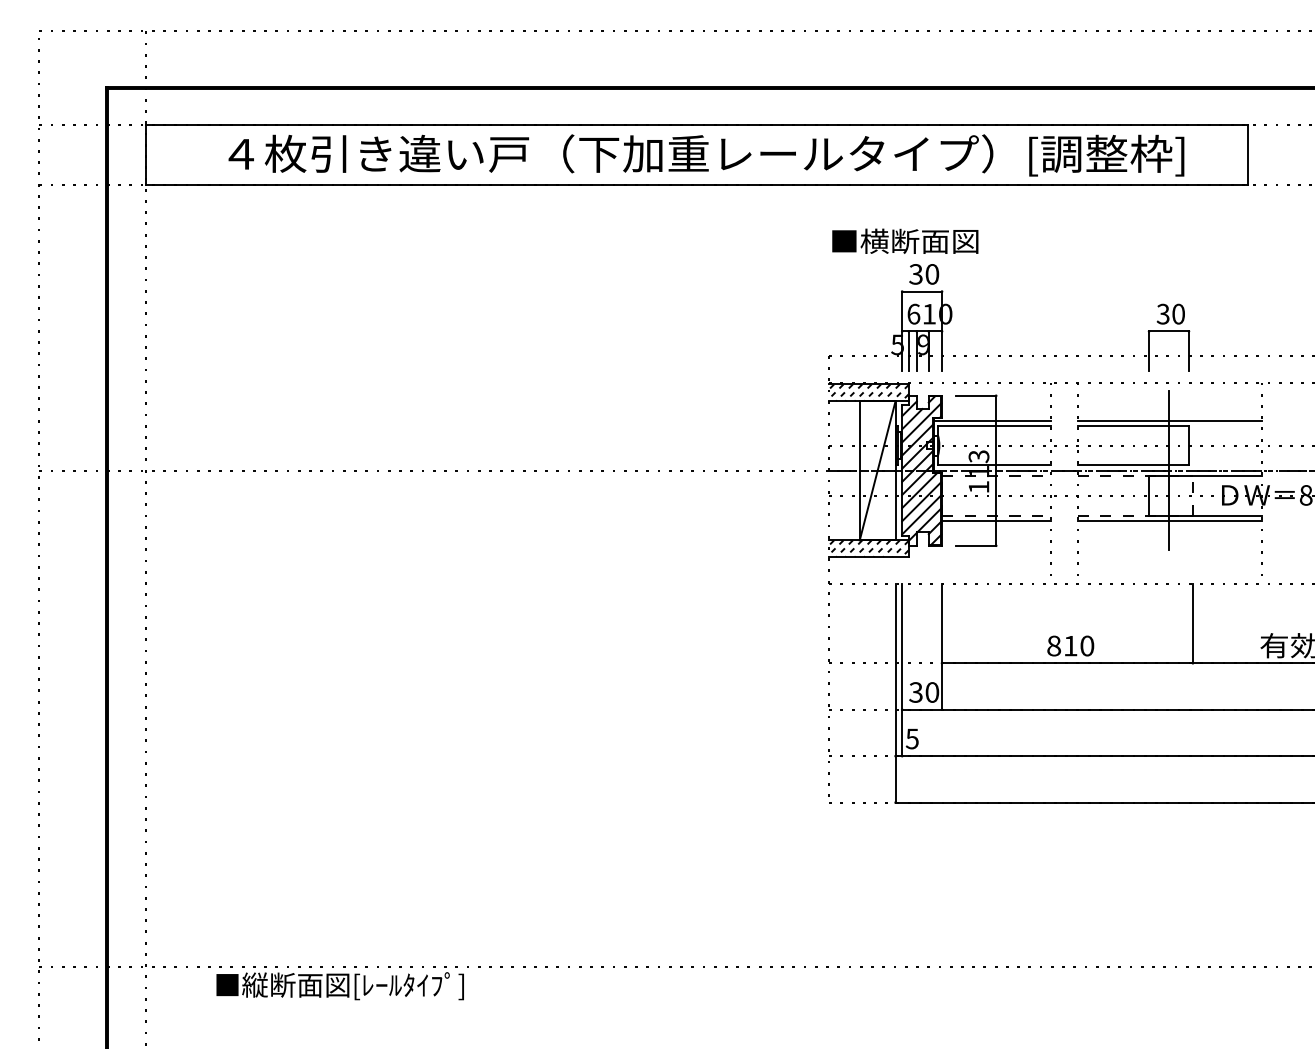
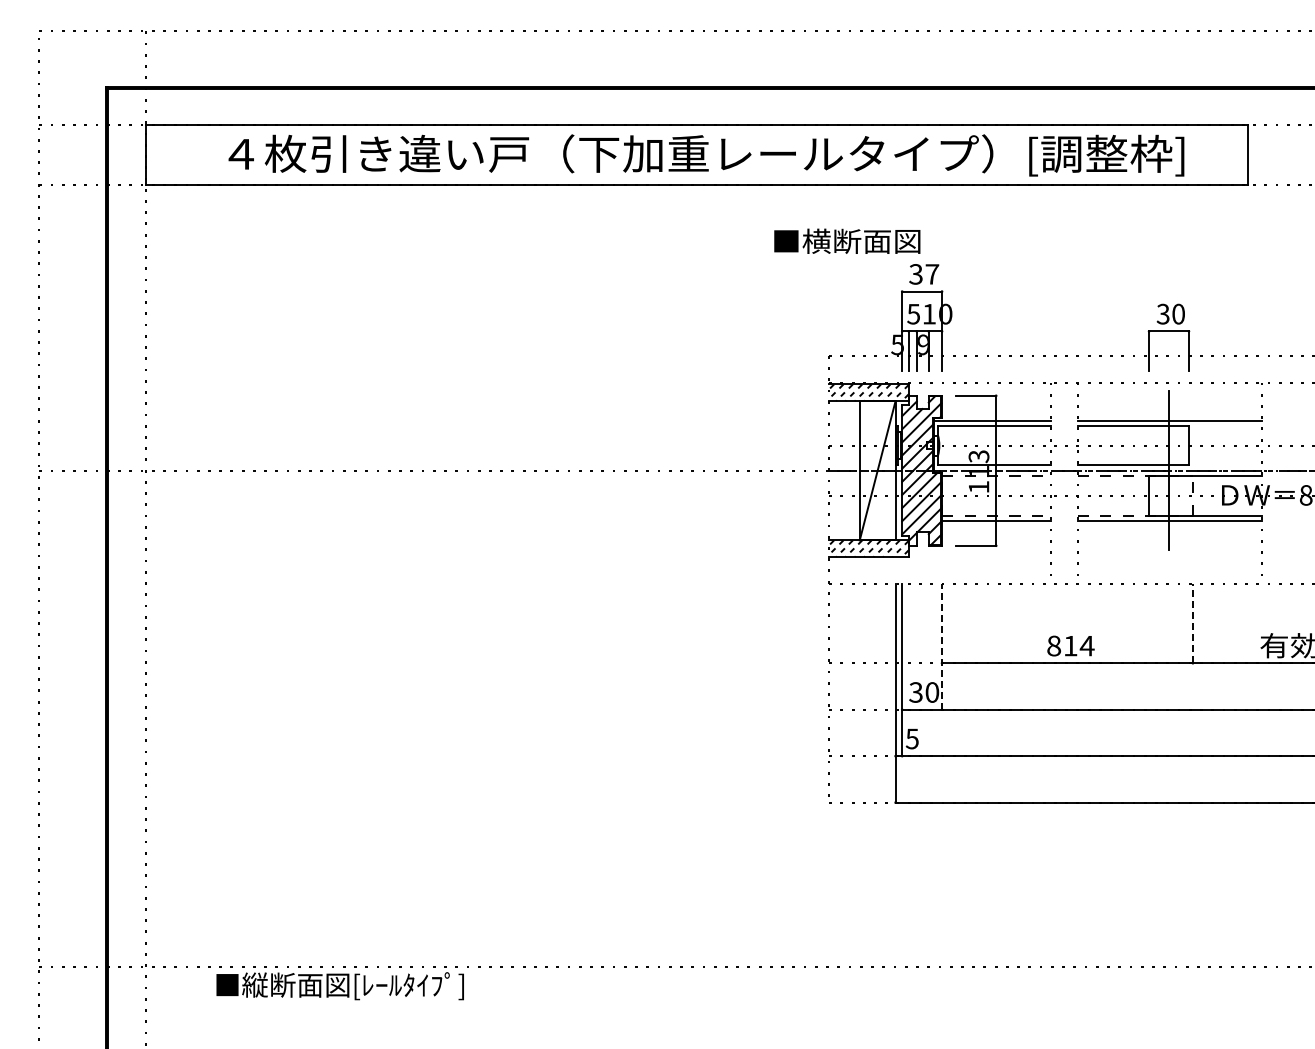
text position: (905, 240) -> (847, 240) (847, 240)
text: 30 -> 37 (932, 274)
text: 6 -> 5 (913, 313)
line: solid -> dashed (1192, 623)
text: 810 -> 814 (1086, 645)
line: solid -> dashed (942, 646)
